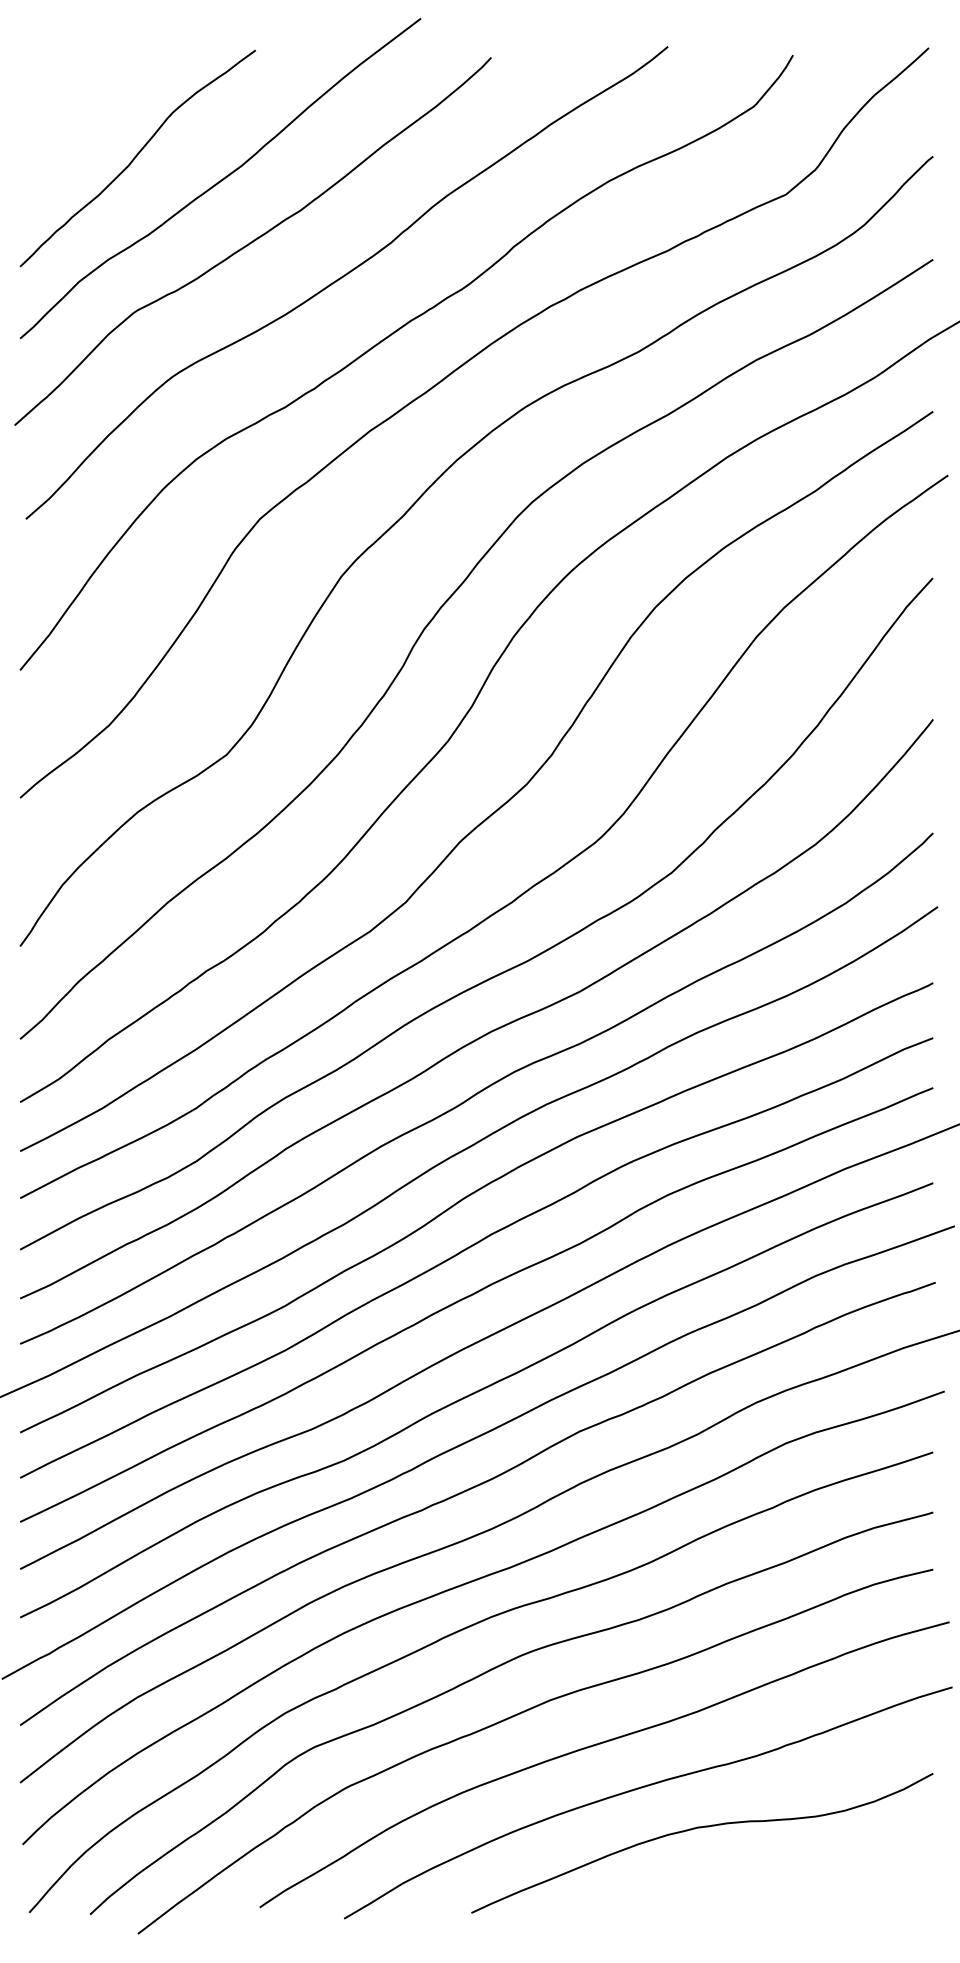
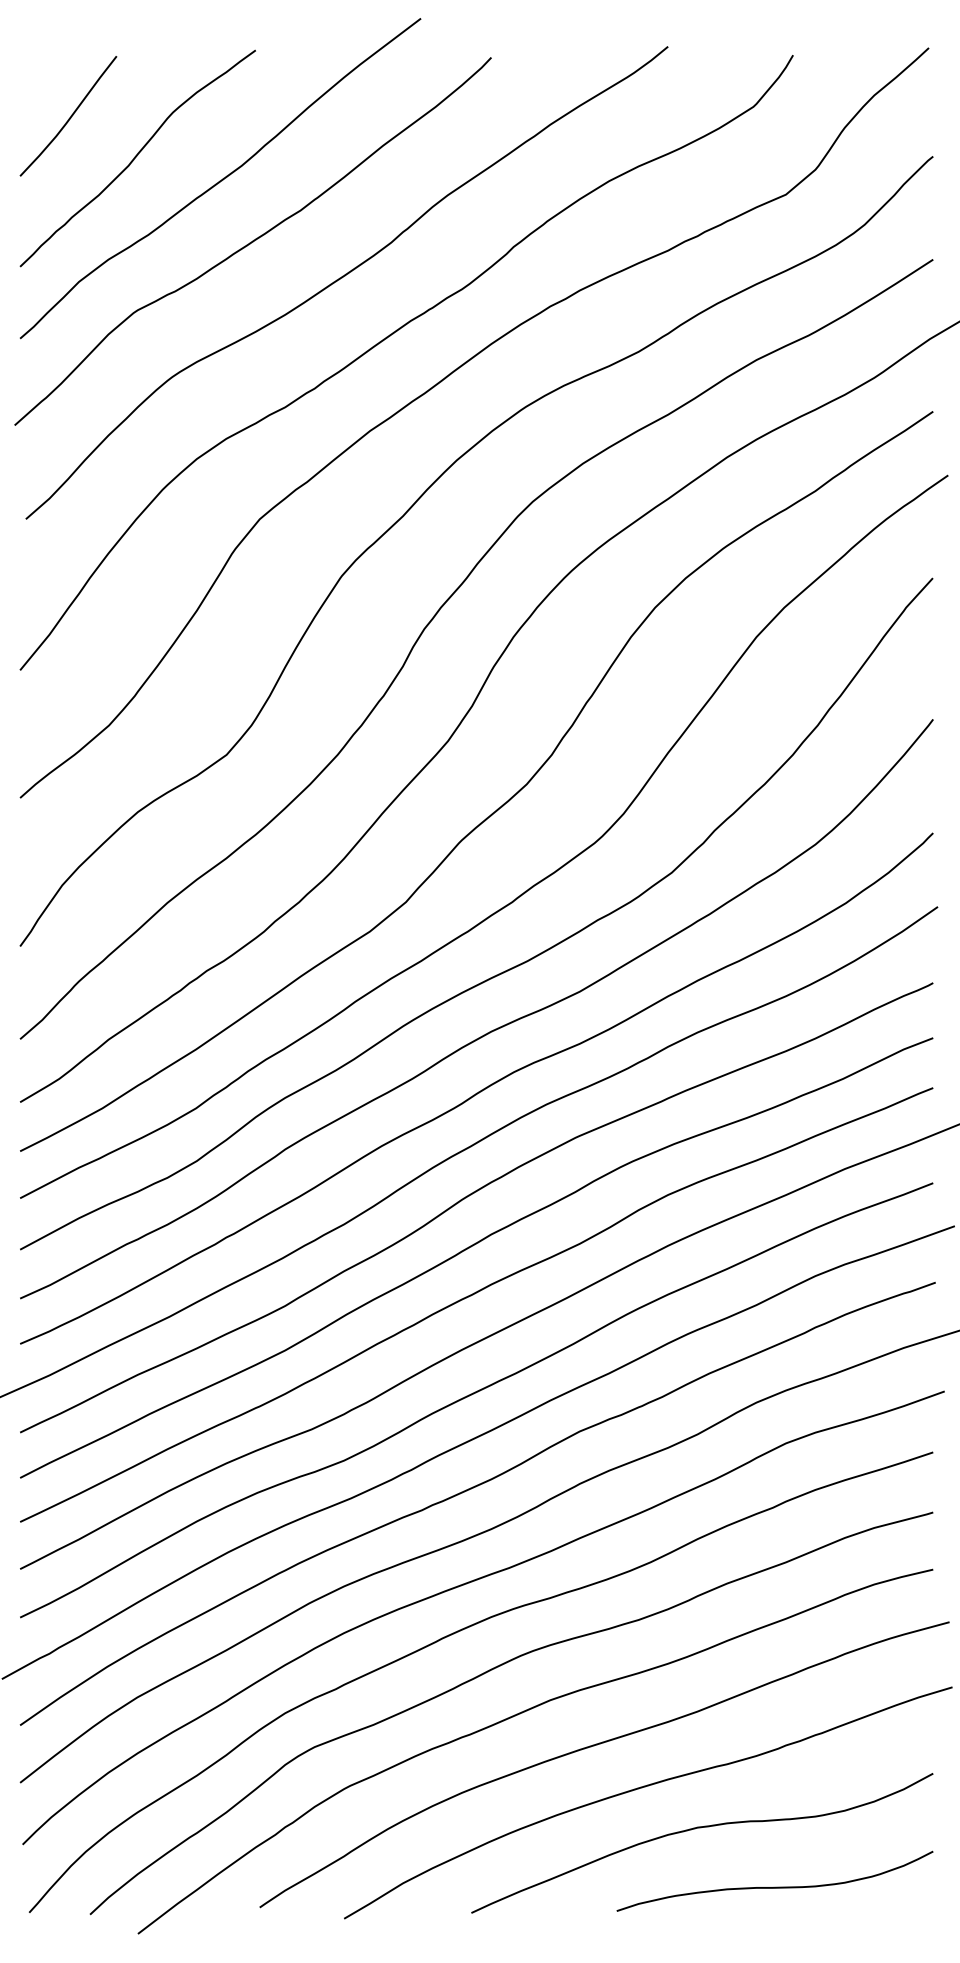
curve: none -> present (69, 117)
curve: none -> present (774, 1886)
